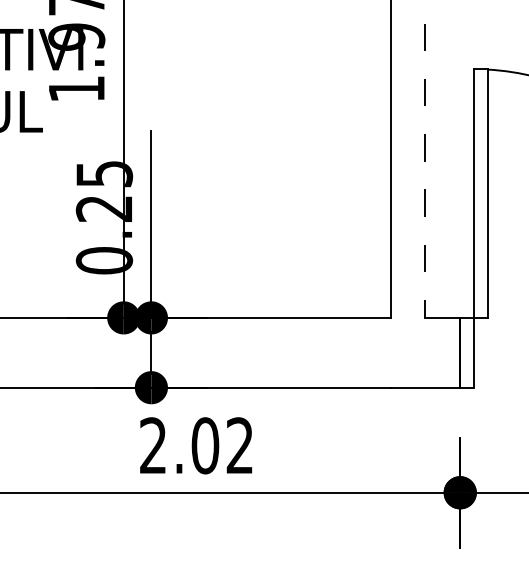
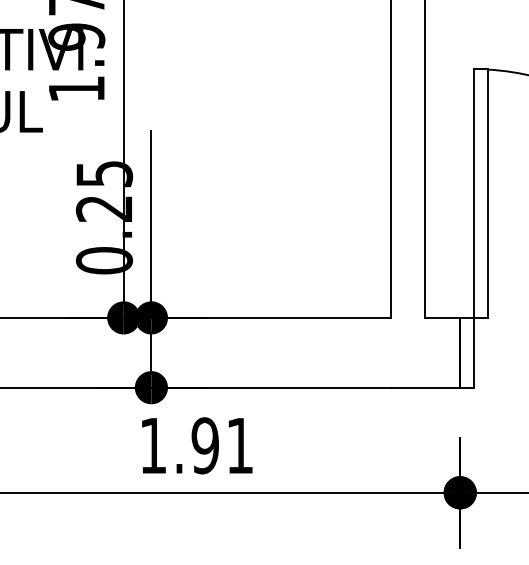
line: dashed -> solid (424, 159)
text: 2.02 -> 1.91 (196, 445)
